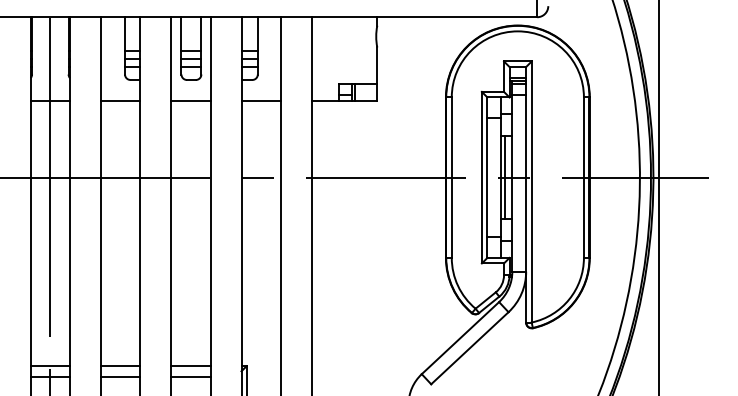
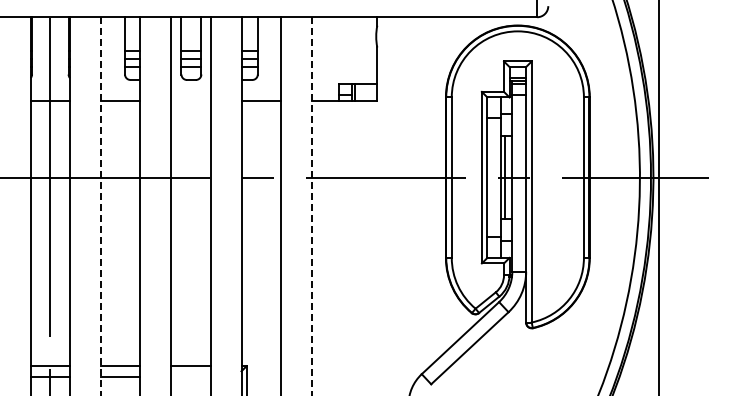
line: present -> none (190, 100)
line: solid -> dashed (100, 207)
line: solid -> dashed (311, 207)
line: present -> none (190, 377)
